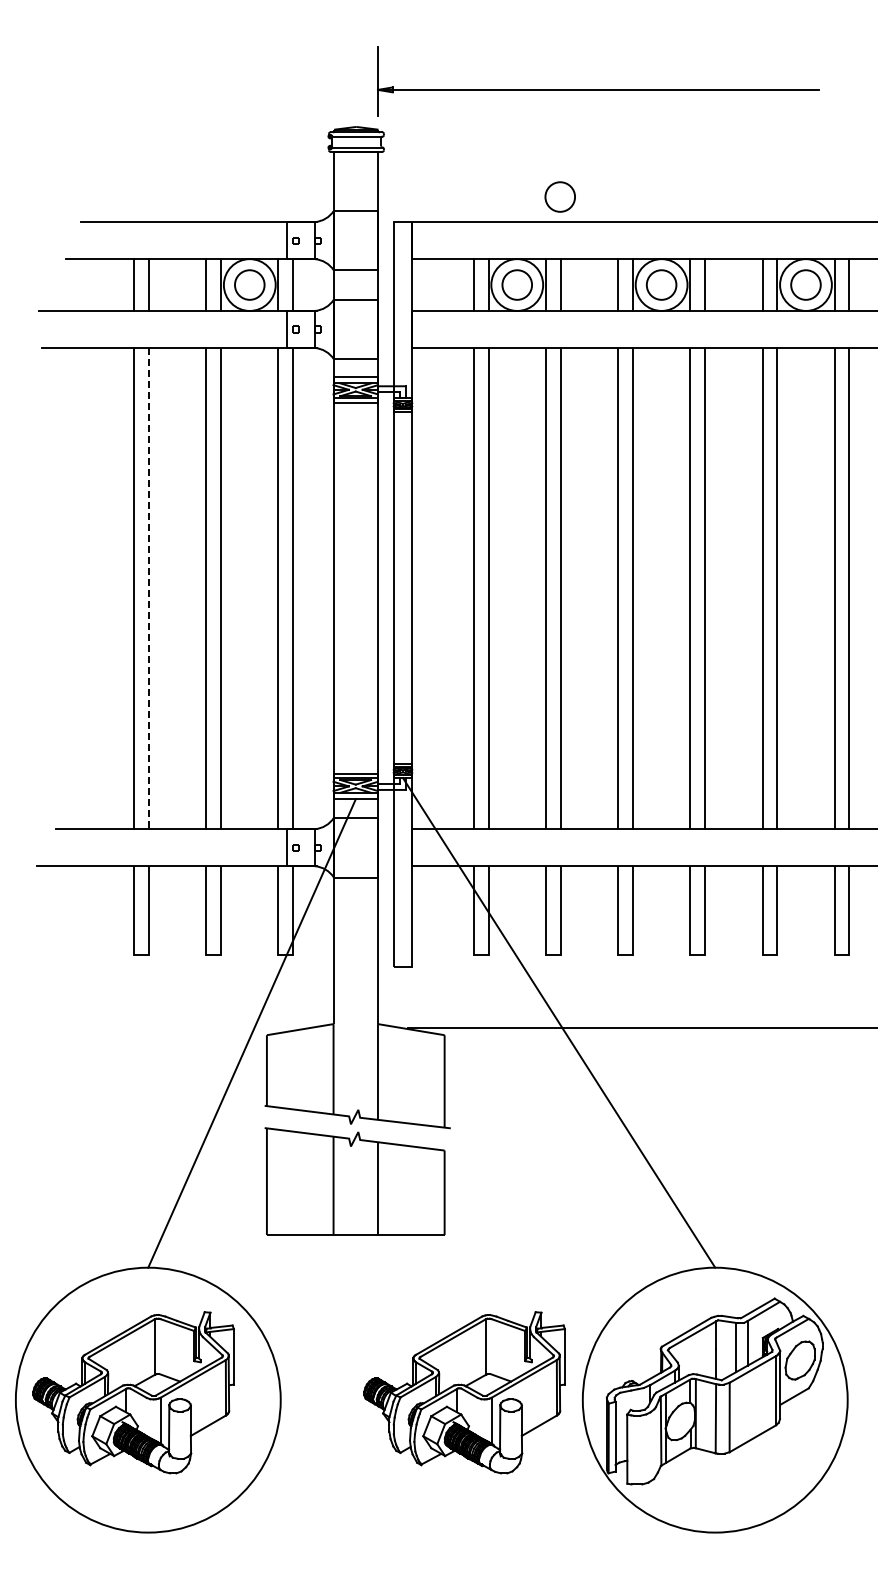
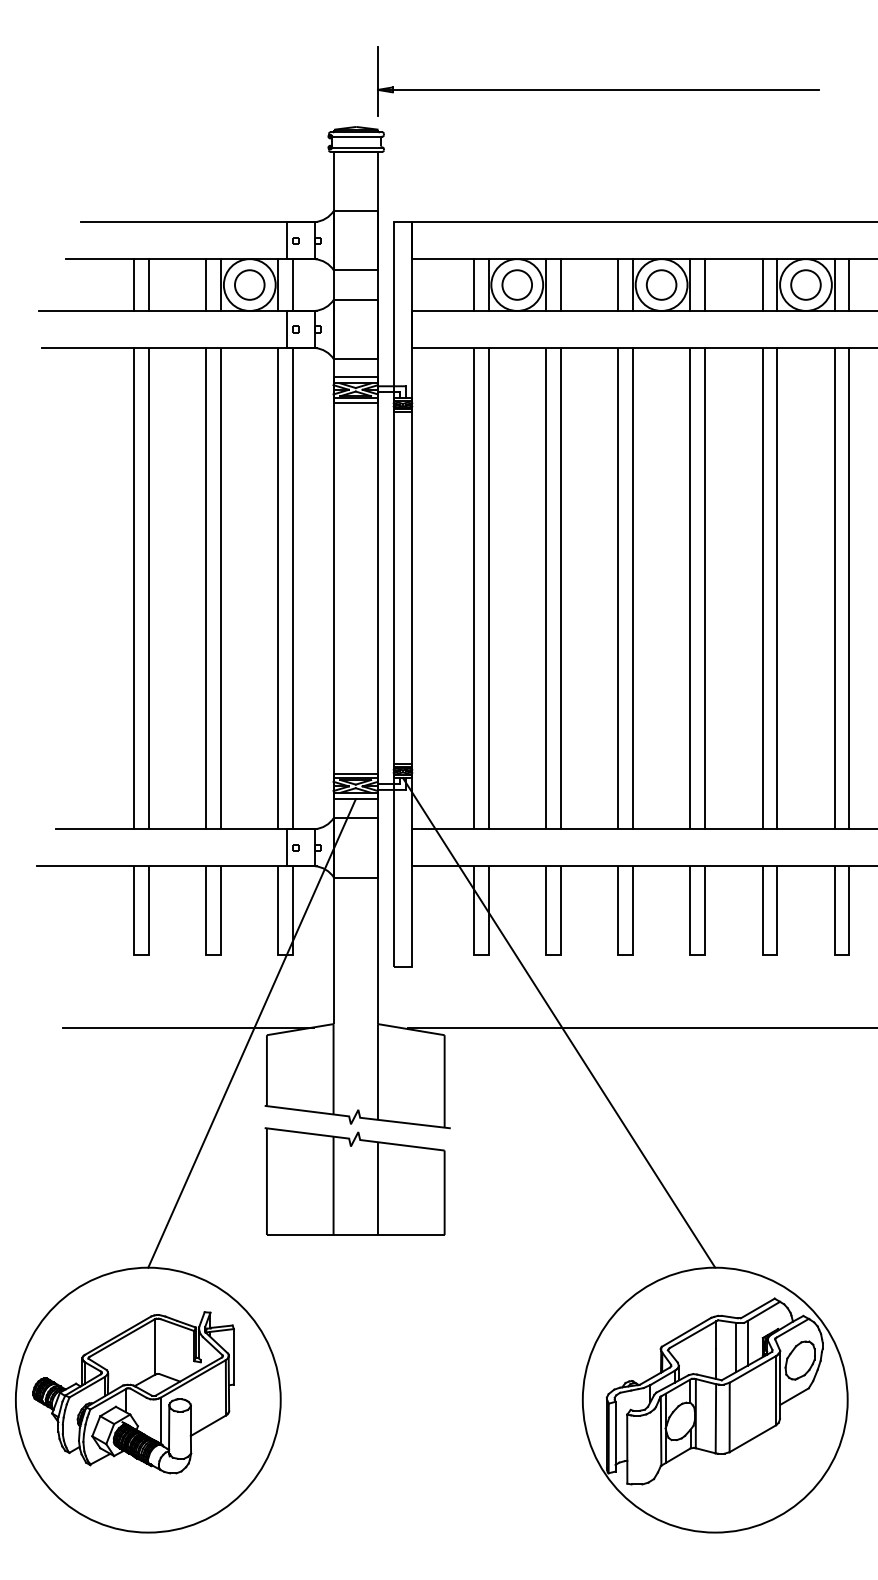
circle: present -> none (559, 196)
line: dashed -> solid (148, 588)
line: none -> present (188, 1027)
part: present -> none (464, 1392)
